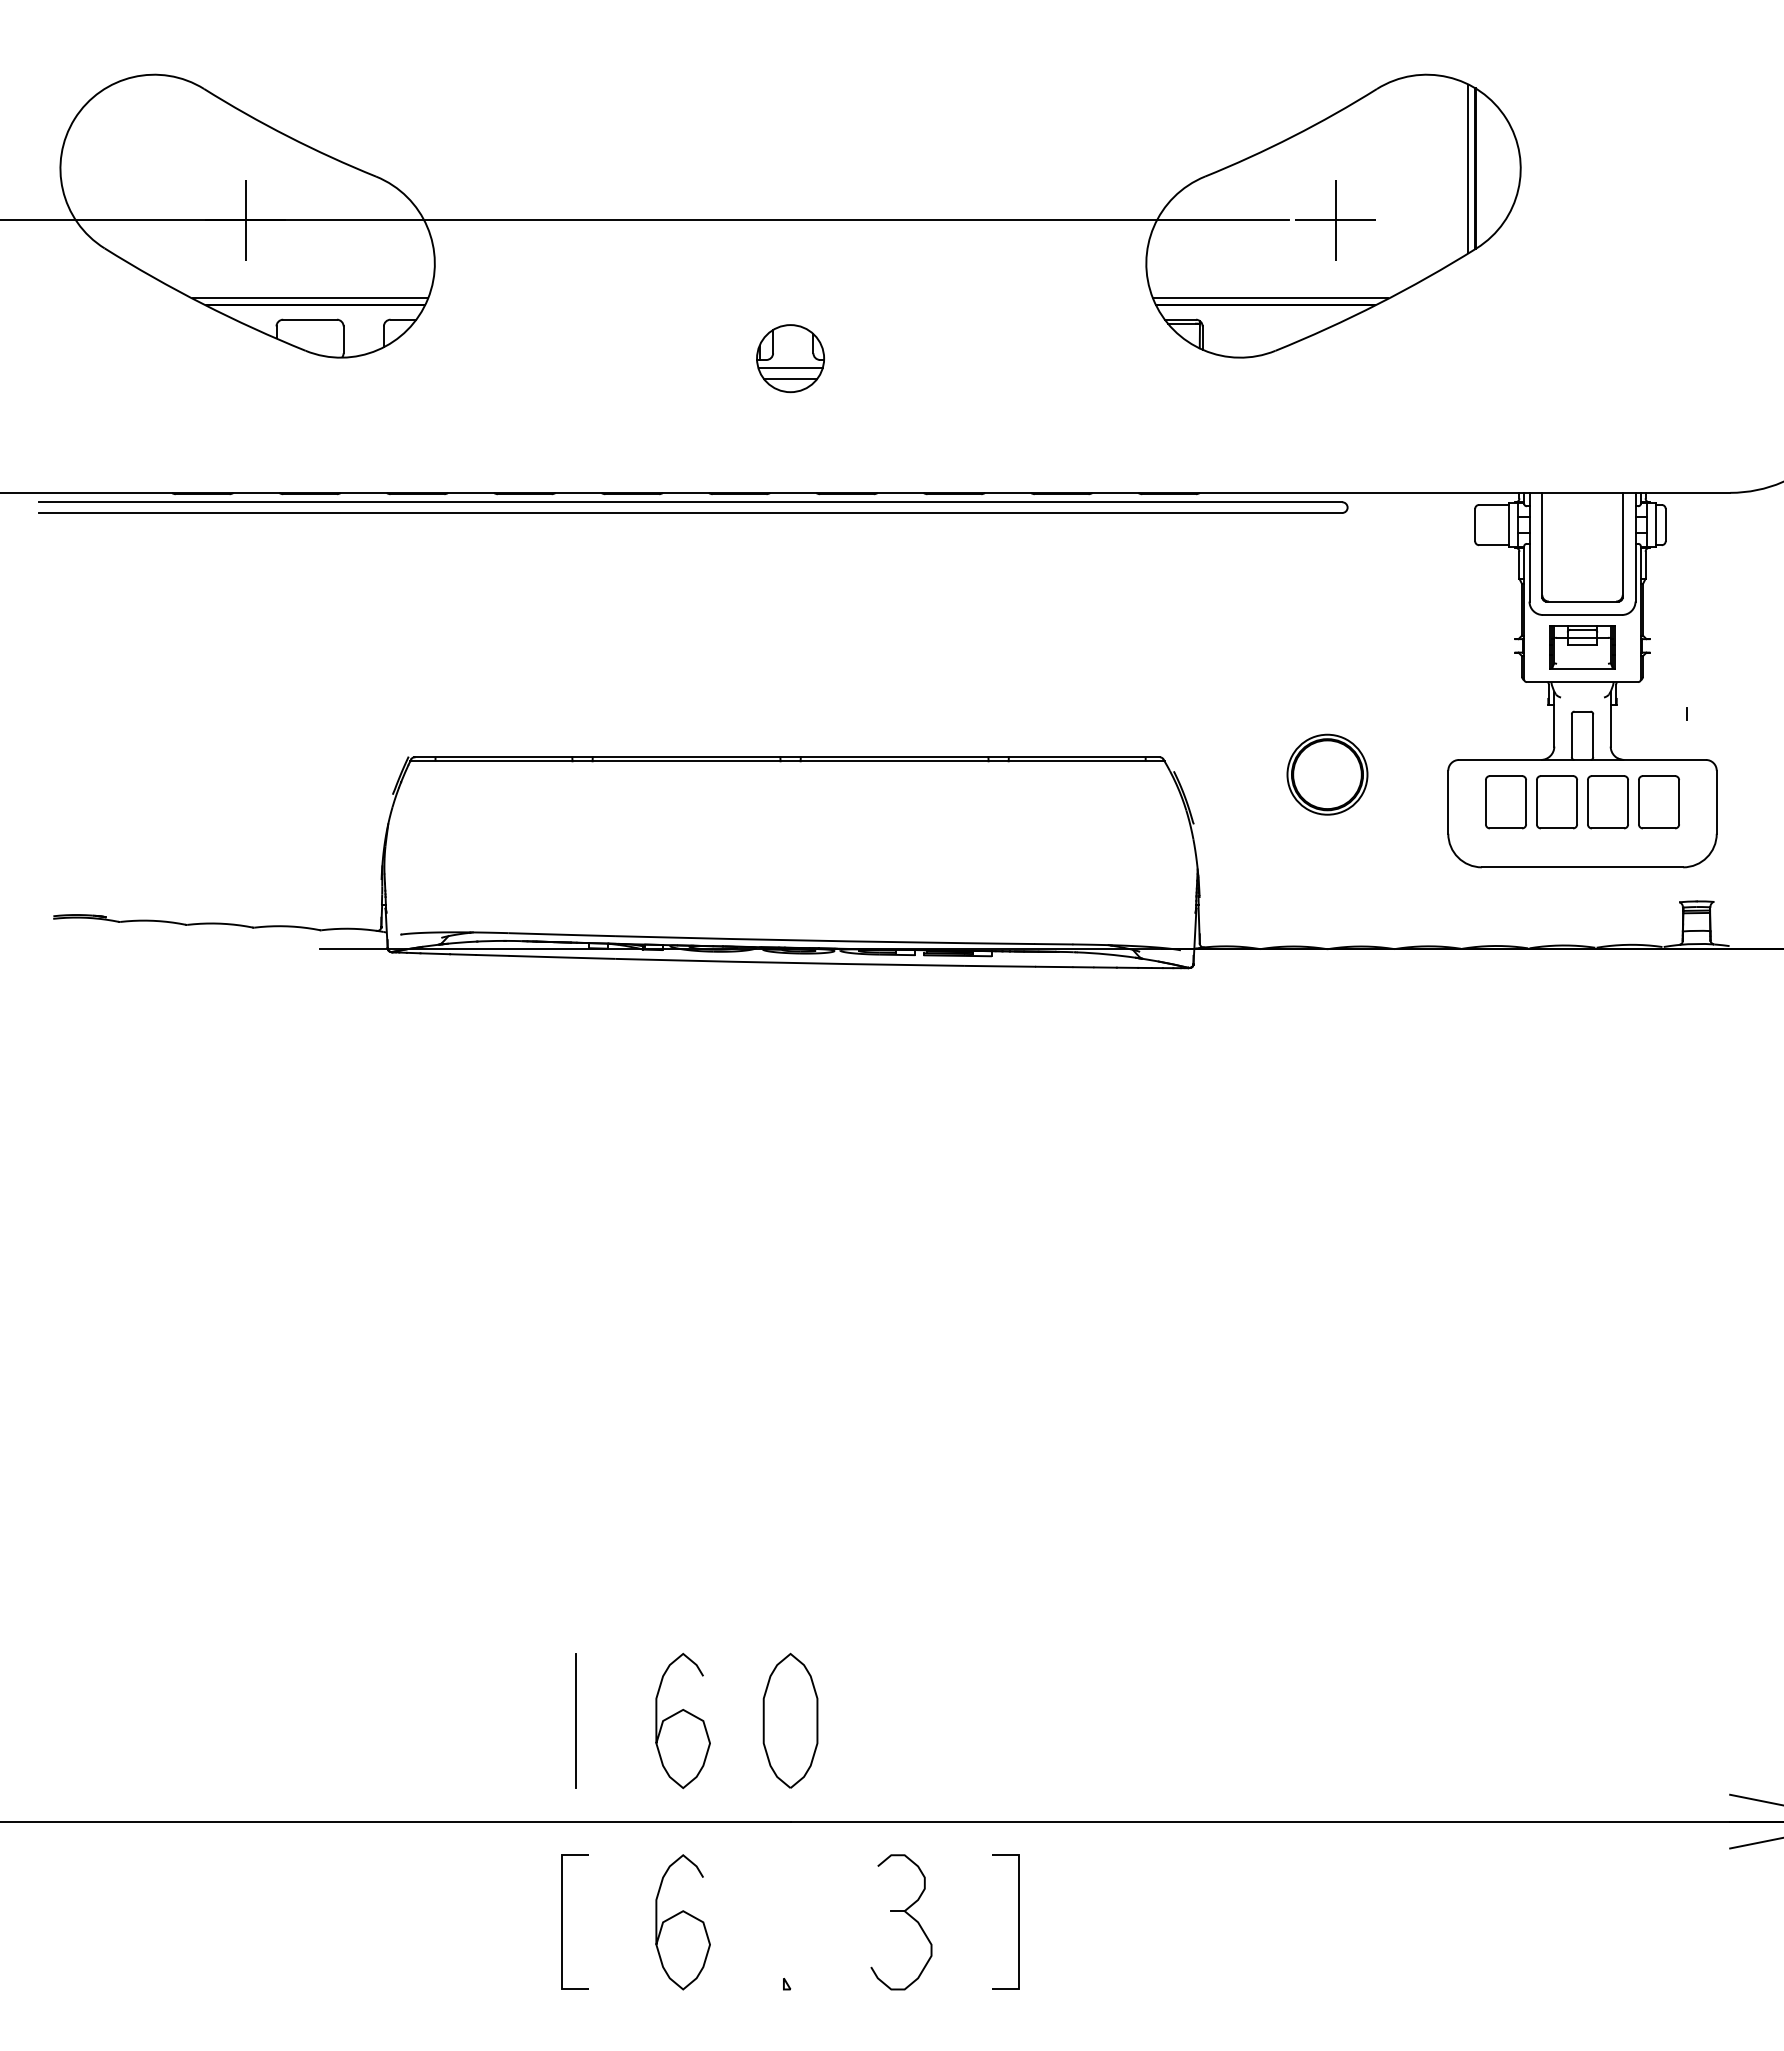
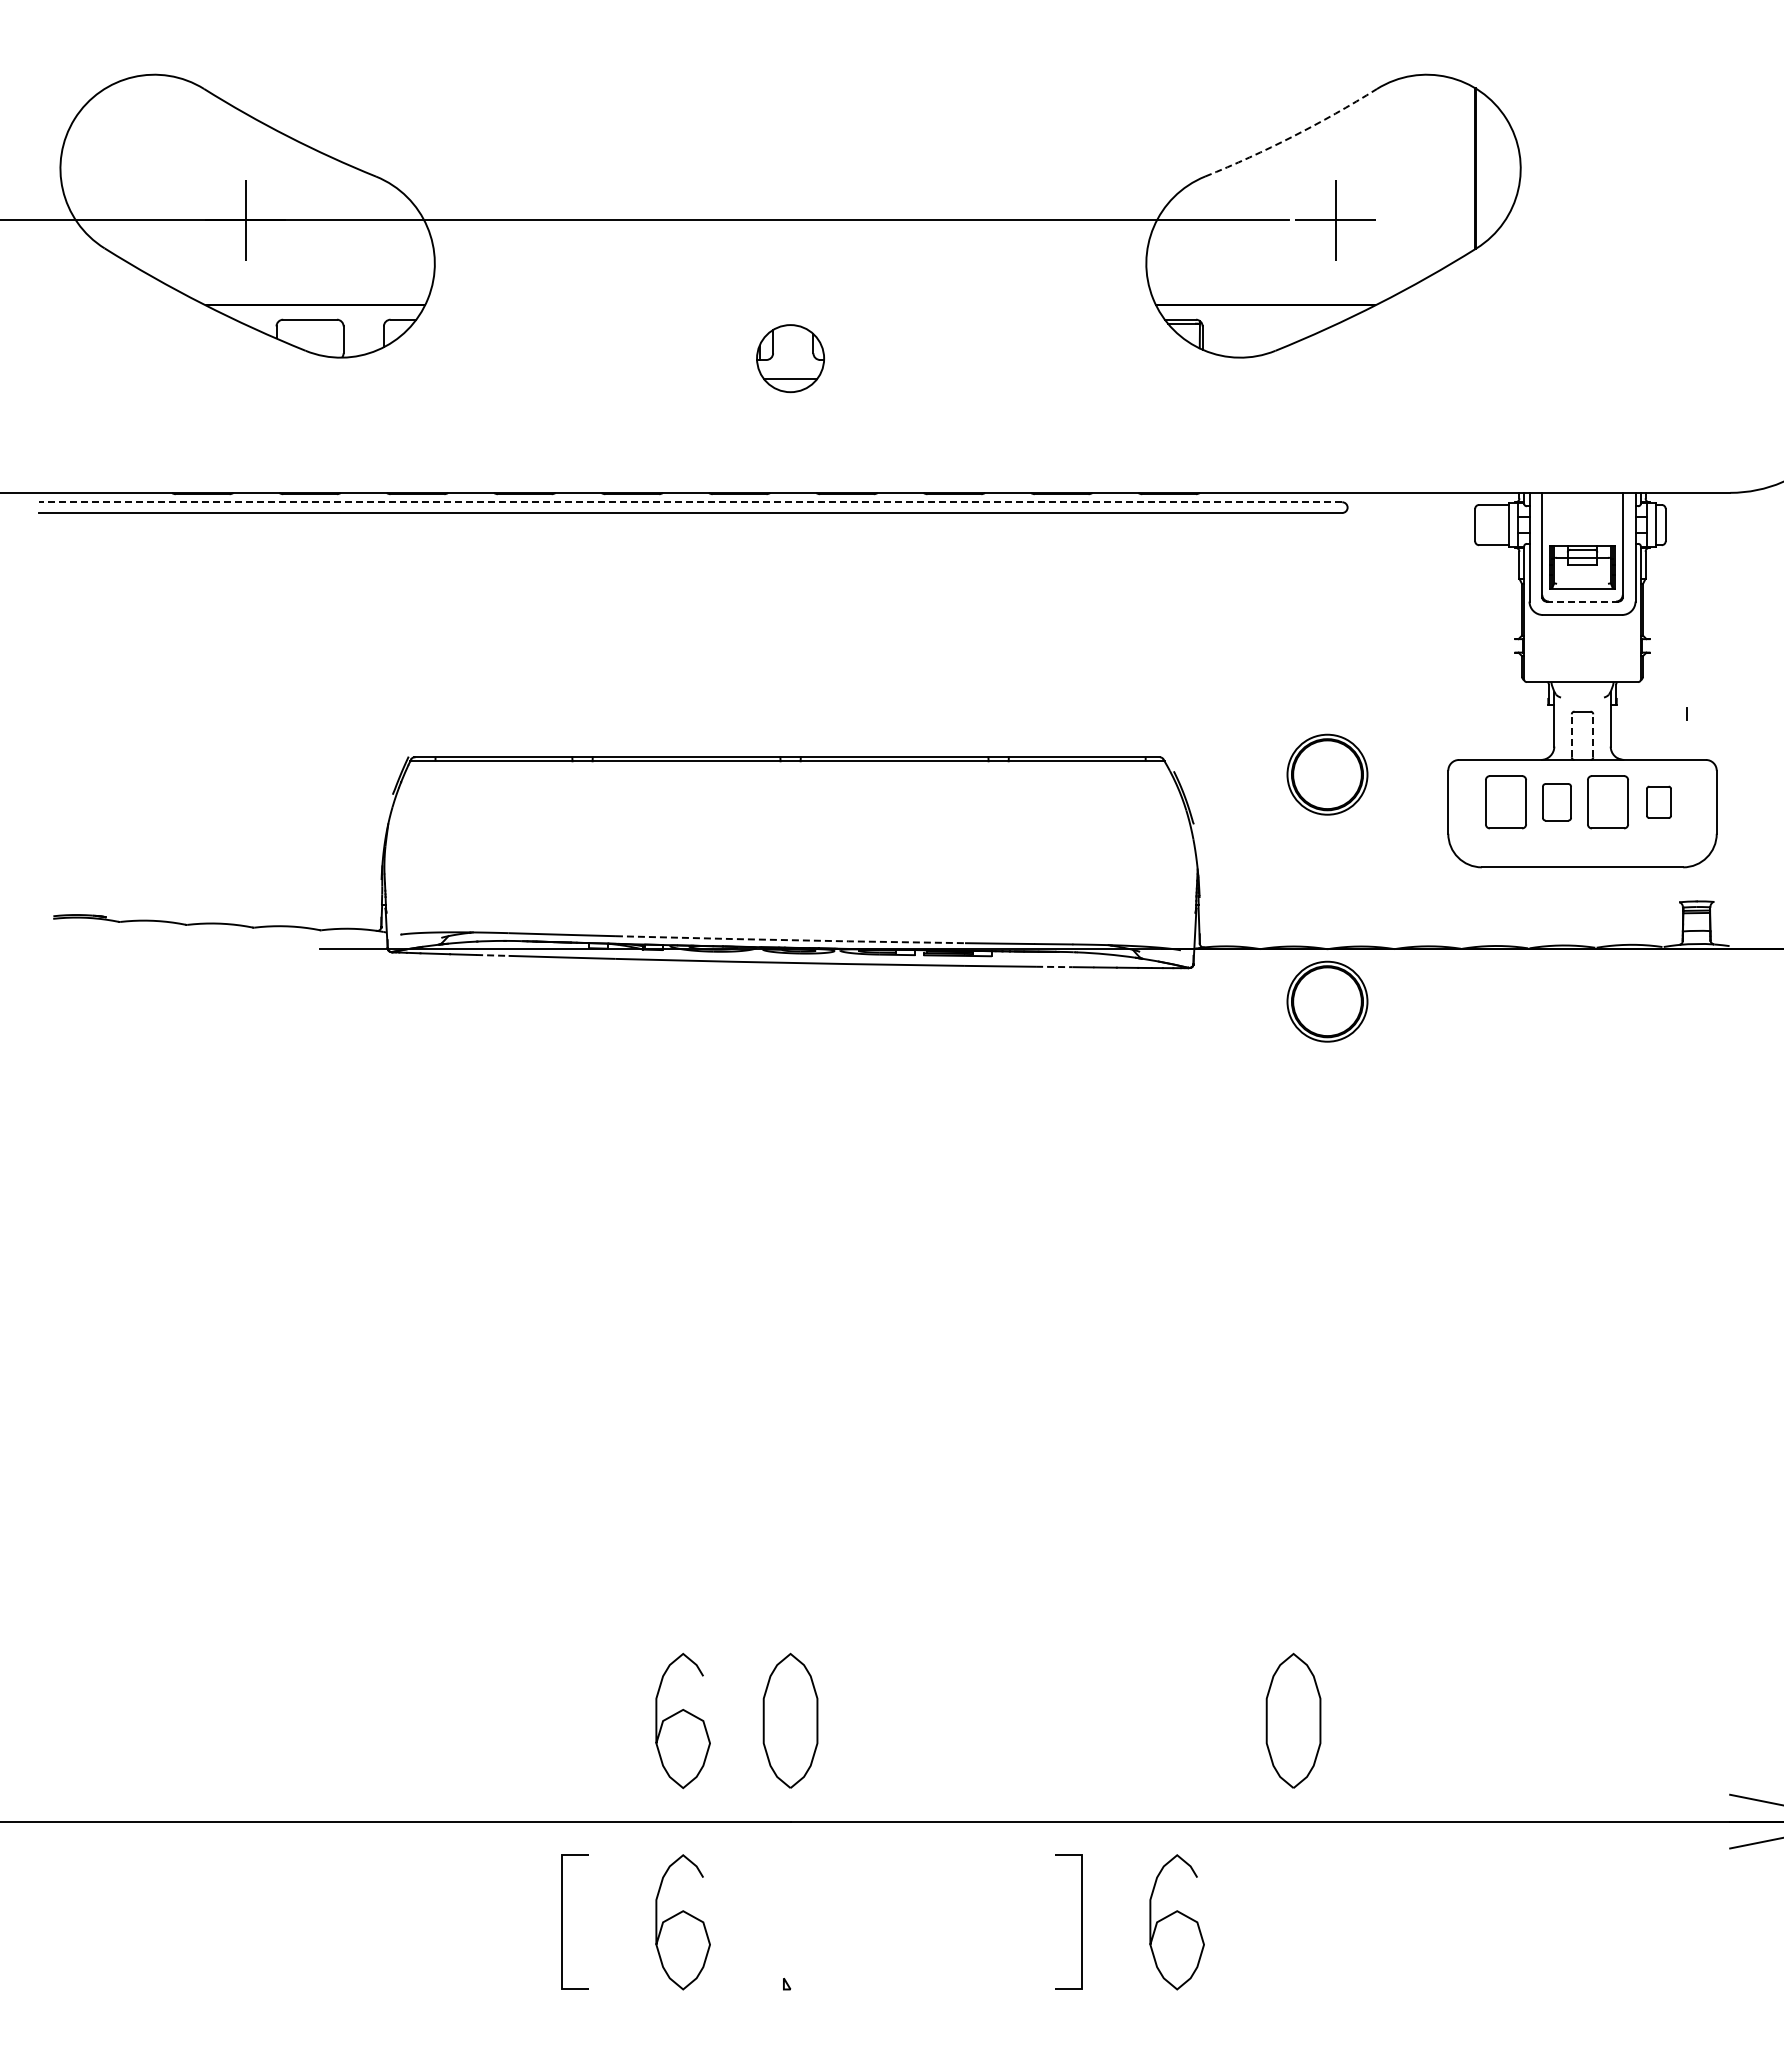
arc: solid -> dashed (1292, 136)
line: present -> none (1468, 168)
line: present -> none (310, 298)
line: present -> none (1270, 298)
line: present -> none (790, 368)
line: solid -> dashed (690, 502)
line: solid -> dashed (1583, 601)
part position: (1582, 647) -> (1582, 567) (1582, 567)
line: solid -> dashed (1571, 735)
line: solid -> dashed (1593, 735)
part size: 42x55 px -> 30x39 px (1556, 802)
part size: 42x55 px -> 26x34 px (1658, 801)
line: solid -> dashed (790, 940)
line: solid -> dashed (492, 955)
line: solid -> dashed (1054, 966)
part: none -> present (1327, 1001)
line: present -> none (575, 1720)
part: none -> present (1293, 1720)
part: present -> none (905, 1913)
curve: none -> present (1173, 1914)
line position: (1018, 1921) -> (1081, 1921) (1081, 1921)
